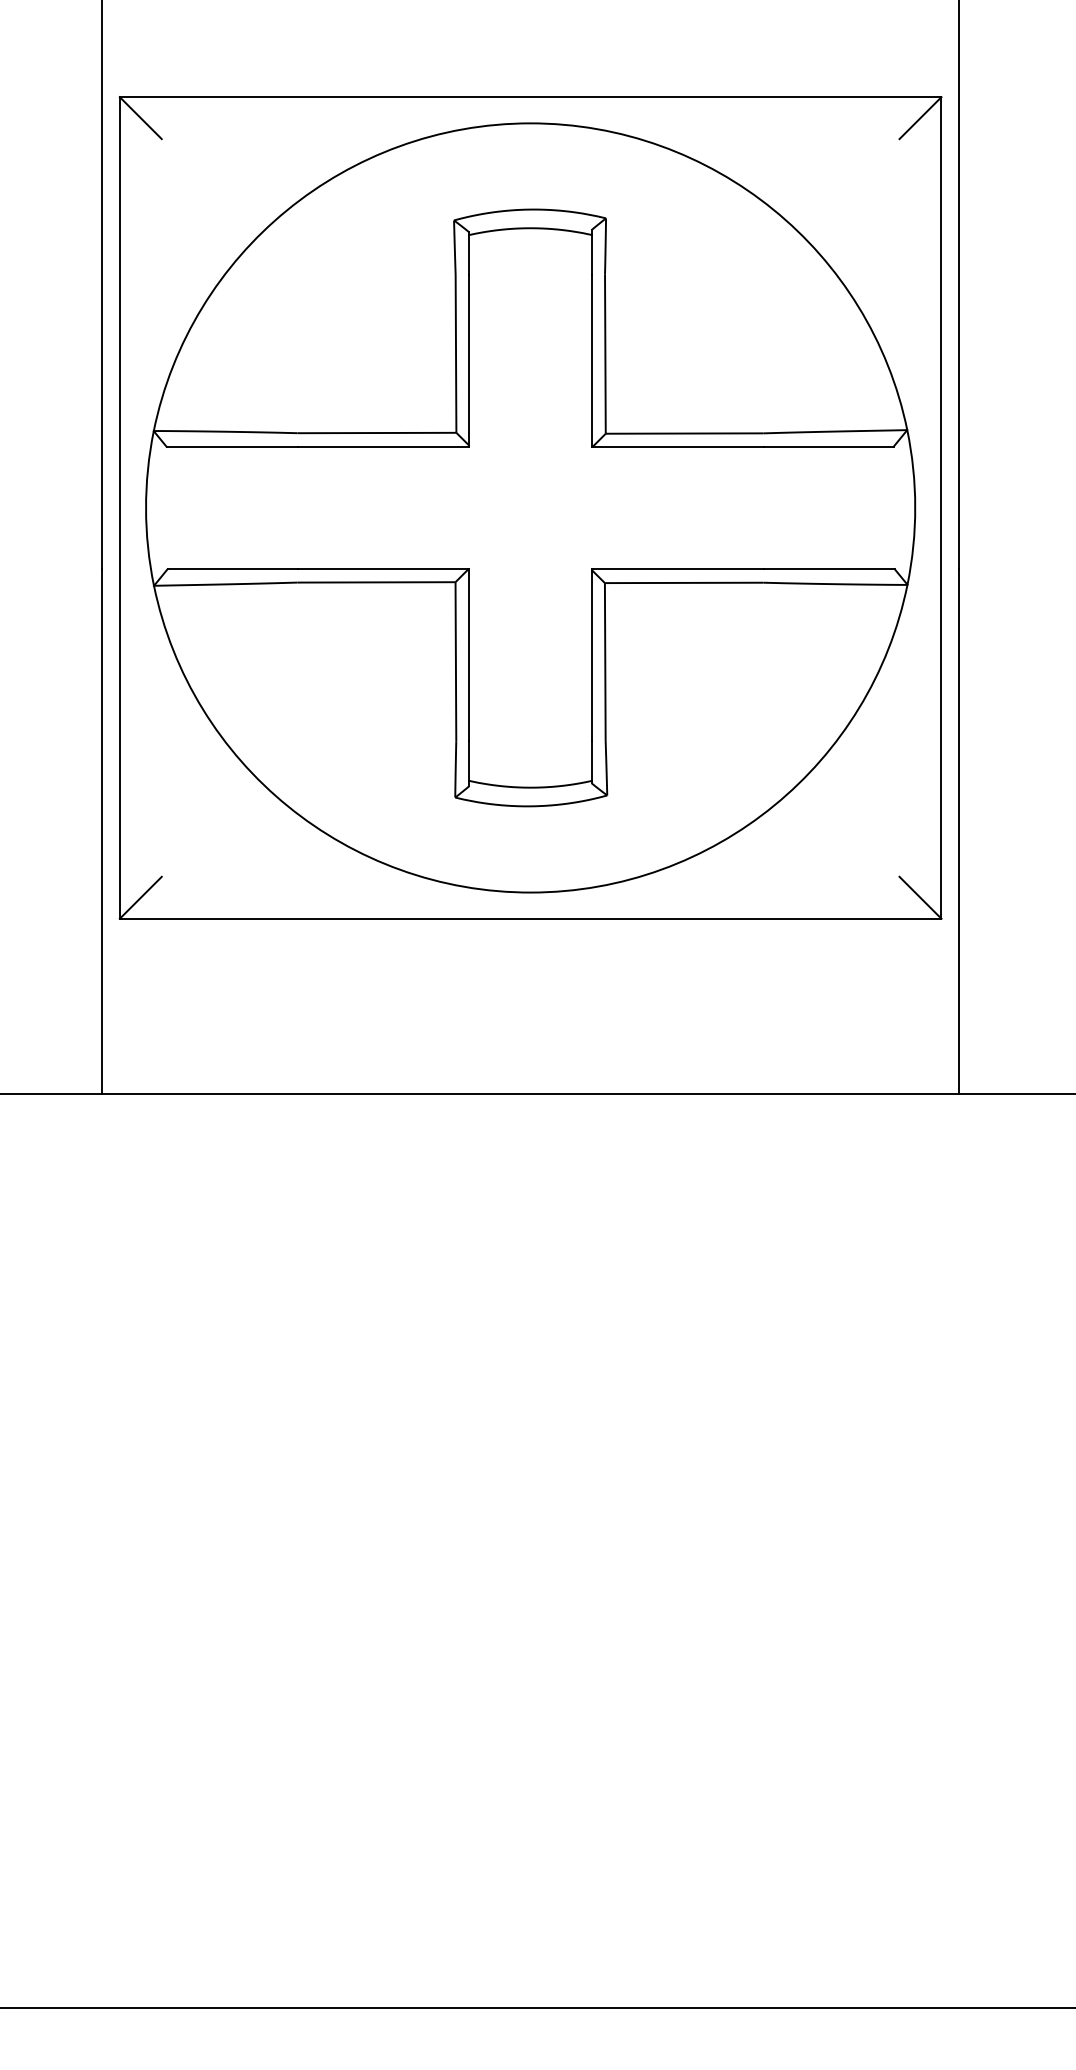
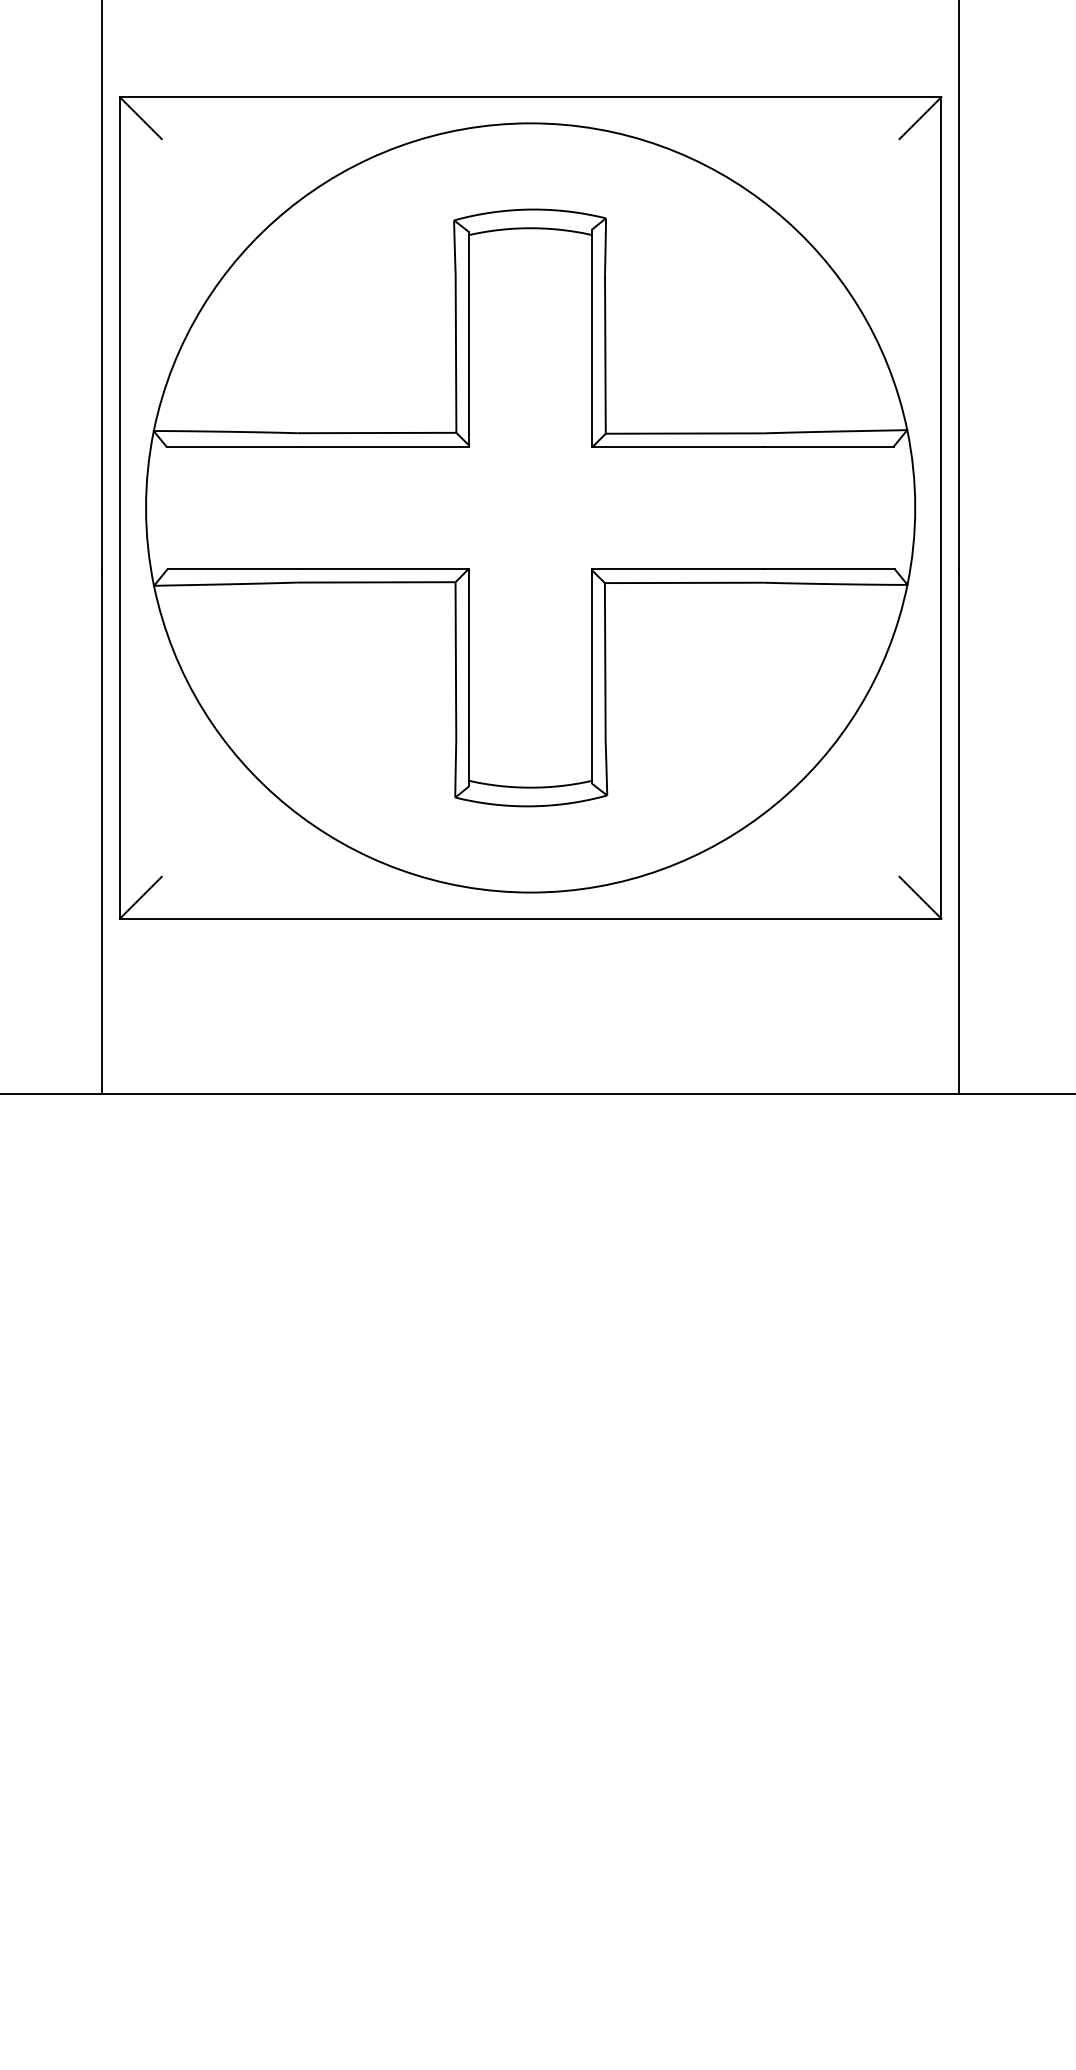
line: present -> none (537, 2007)
